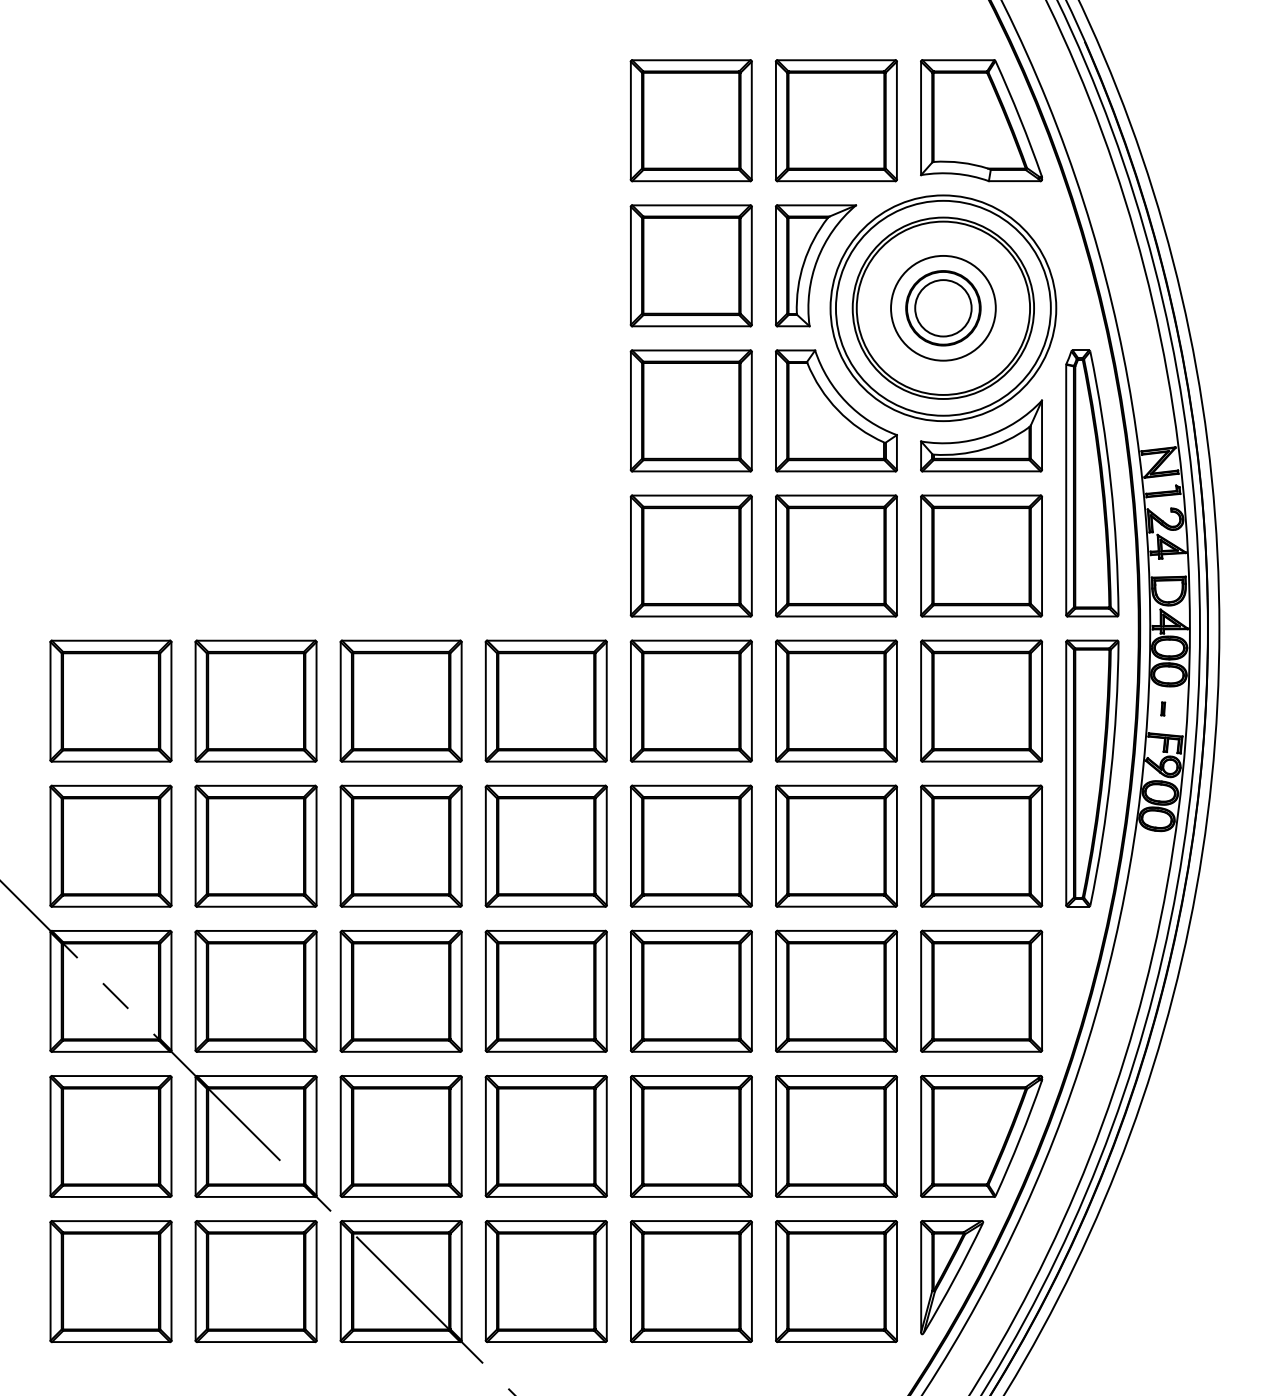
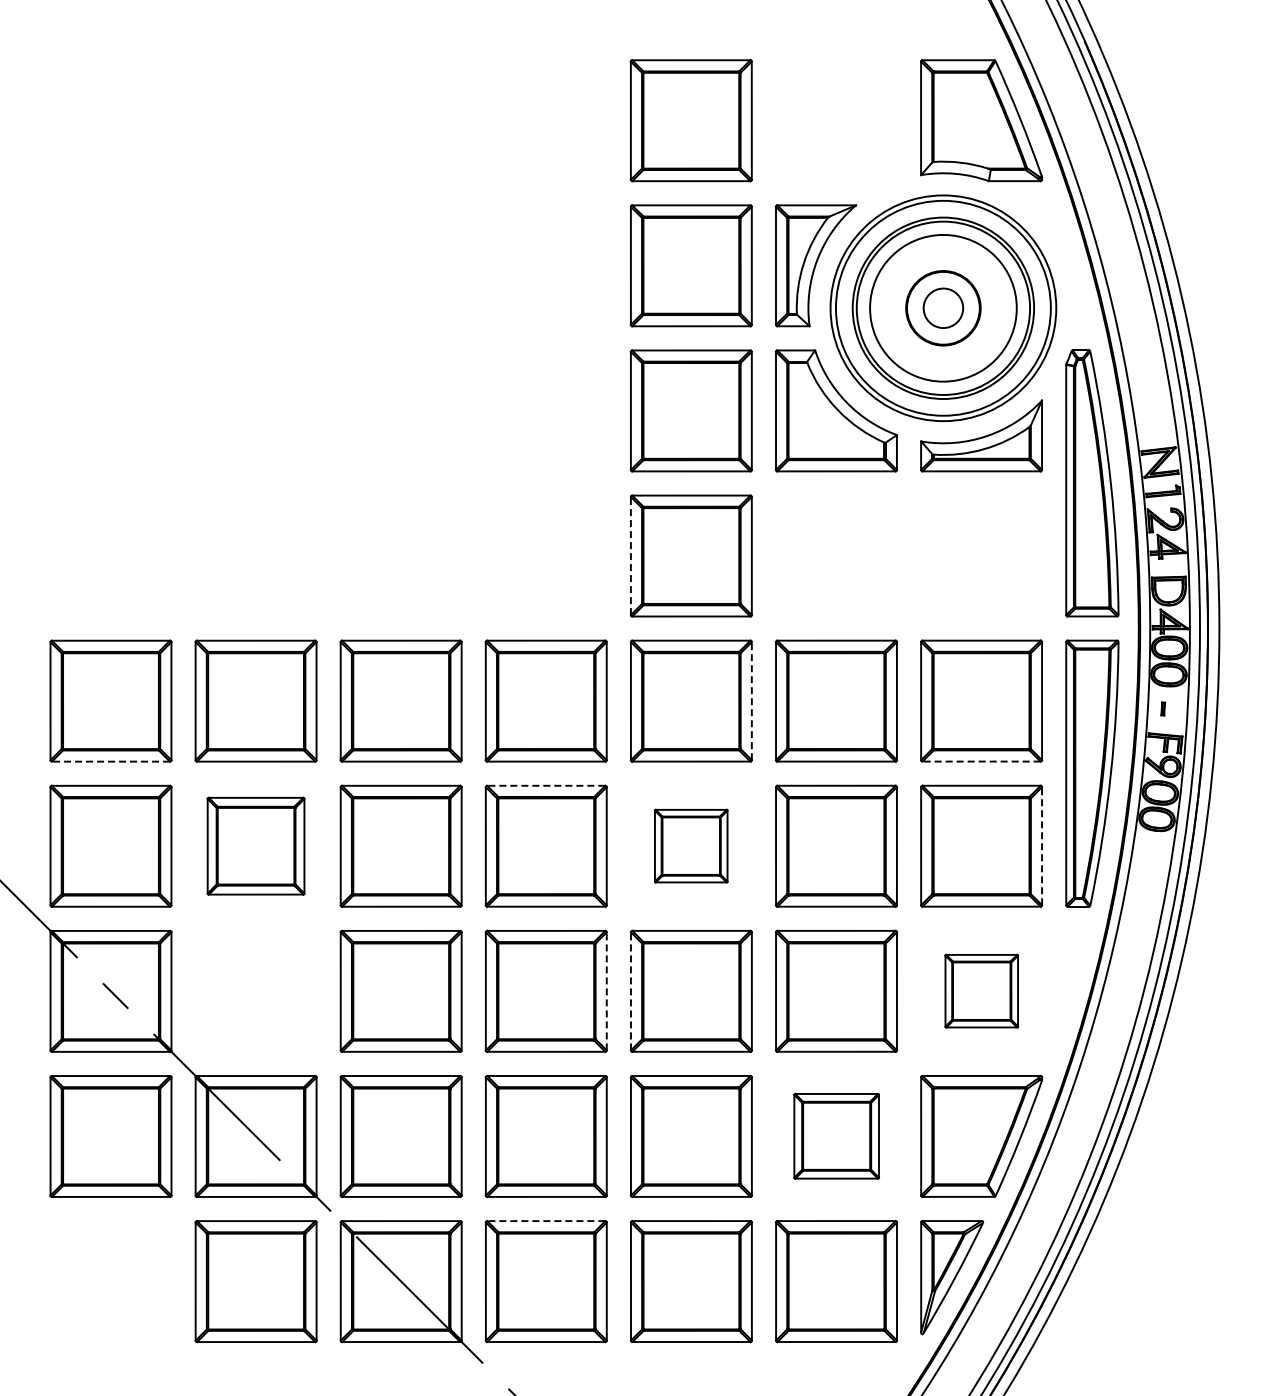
part: present -> none (835, 120)
circle diameter: 105 px -> 147 px (943, 307)
circle diameter: 56 px -> 39 px (943, 308)
line: solid -> dashed (630, 555)
part: present -> none (836, 555)
part: present -> none (981, 555)
line: solid -> dashed (751, 700)
line: solid -> dashed (110, 761)
line: solid -> dashed (981, 761)
line: solid -> dashed (545, 785)
part size: 124x124 px -> 100x100 px (255, 845)
part size: 124x124 px -> 76x76 px (690, 845)
line: solid -> dashed (1042, 845)
part: present -> none (255, 990)
line: solid -> dashed (606, 990)
line: solid -> dashed (630, 990)
part size: 124x124 px -> 76x76 px (981, 990)
part size: 124x124 px -> 88x88 px (836, 1135)
line: solid -> dashed (545, 1221)
part: present -> none (110, 1281)
